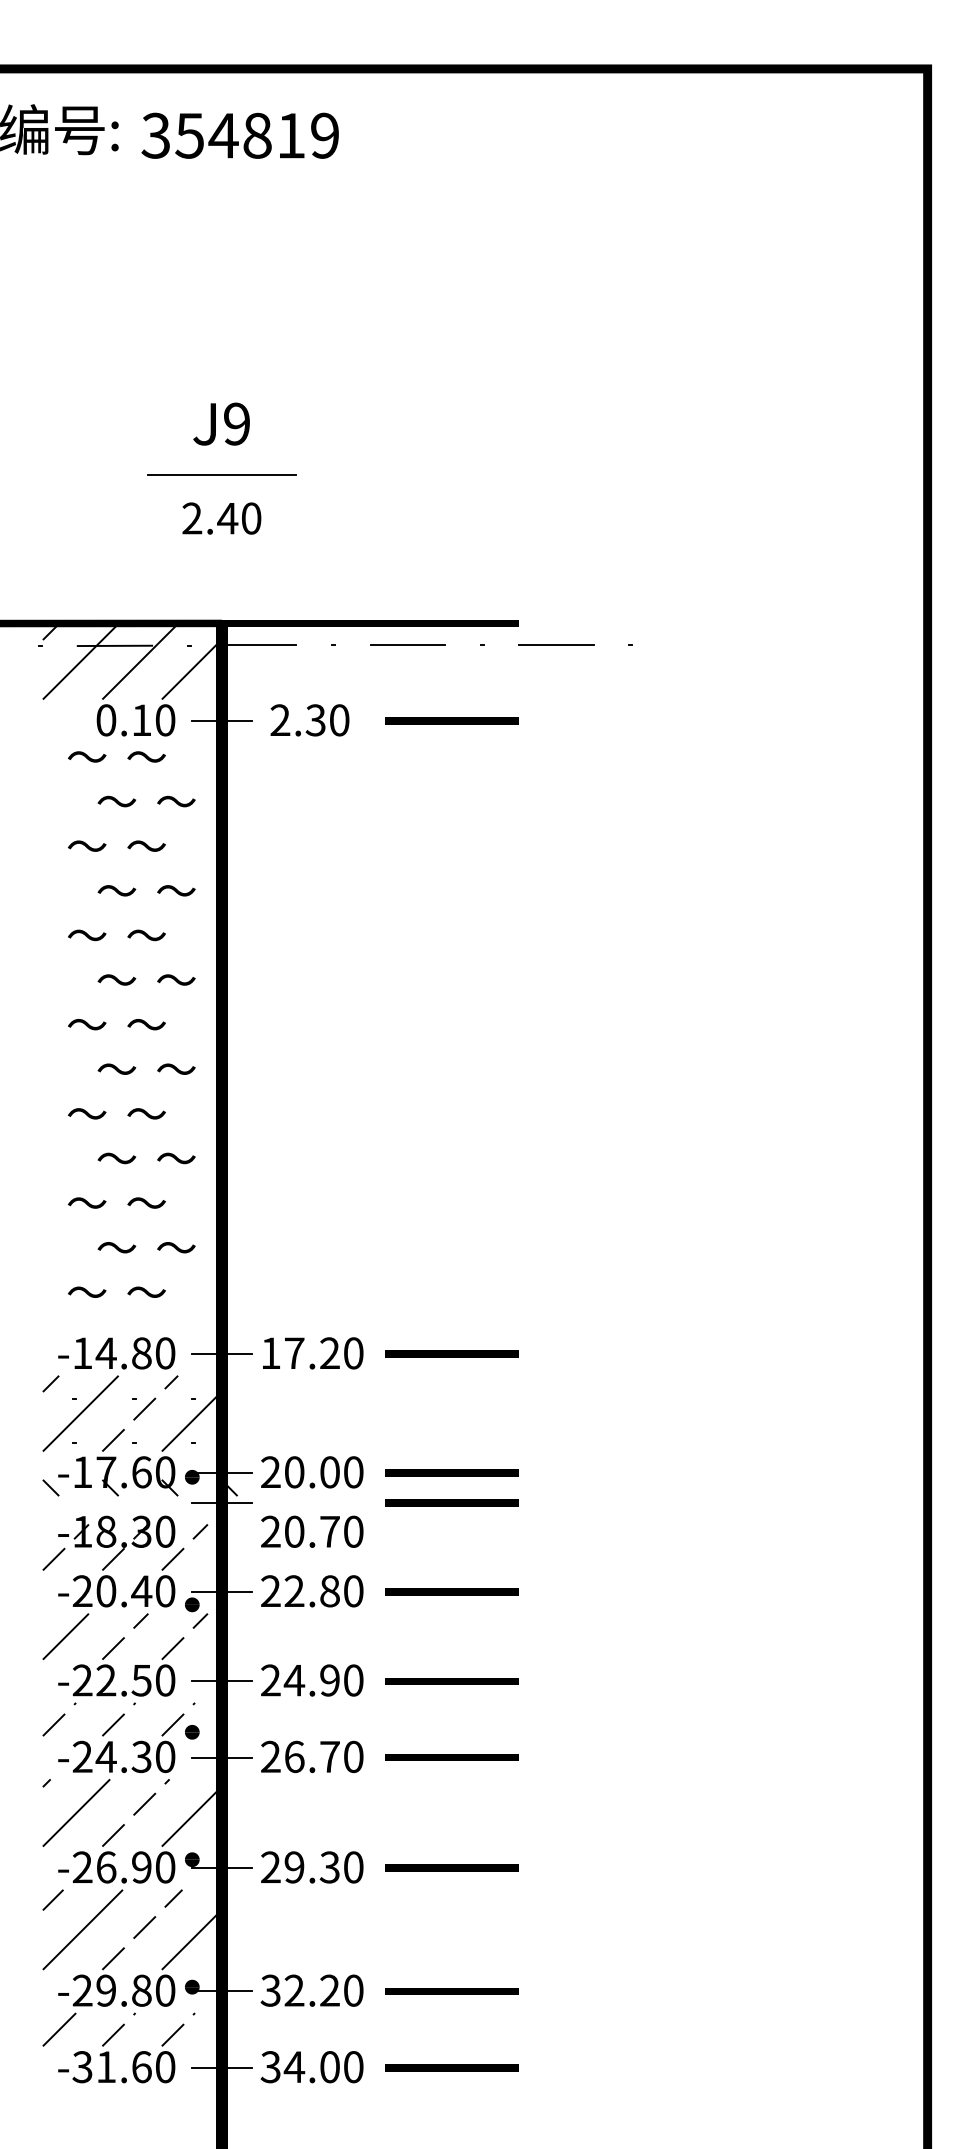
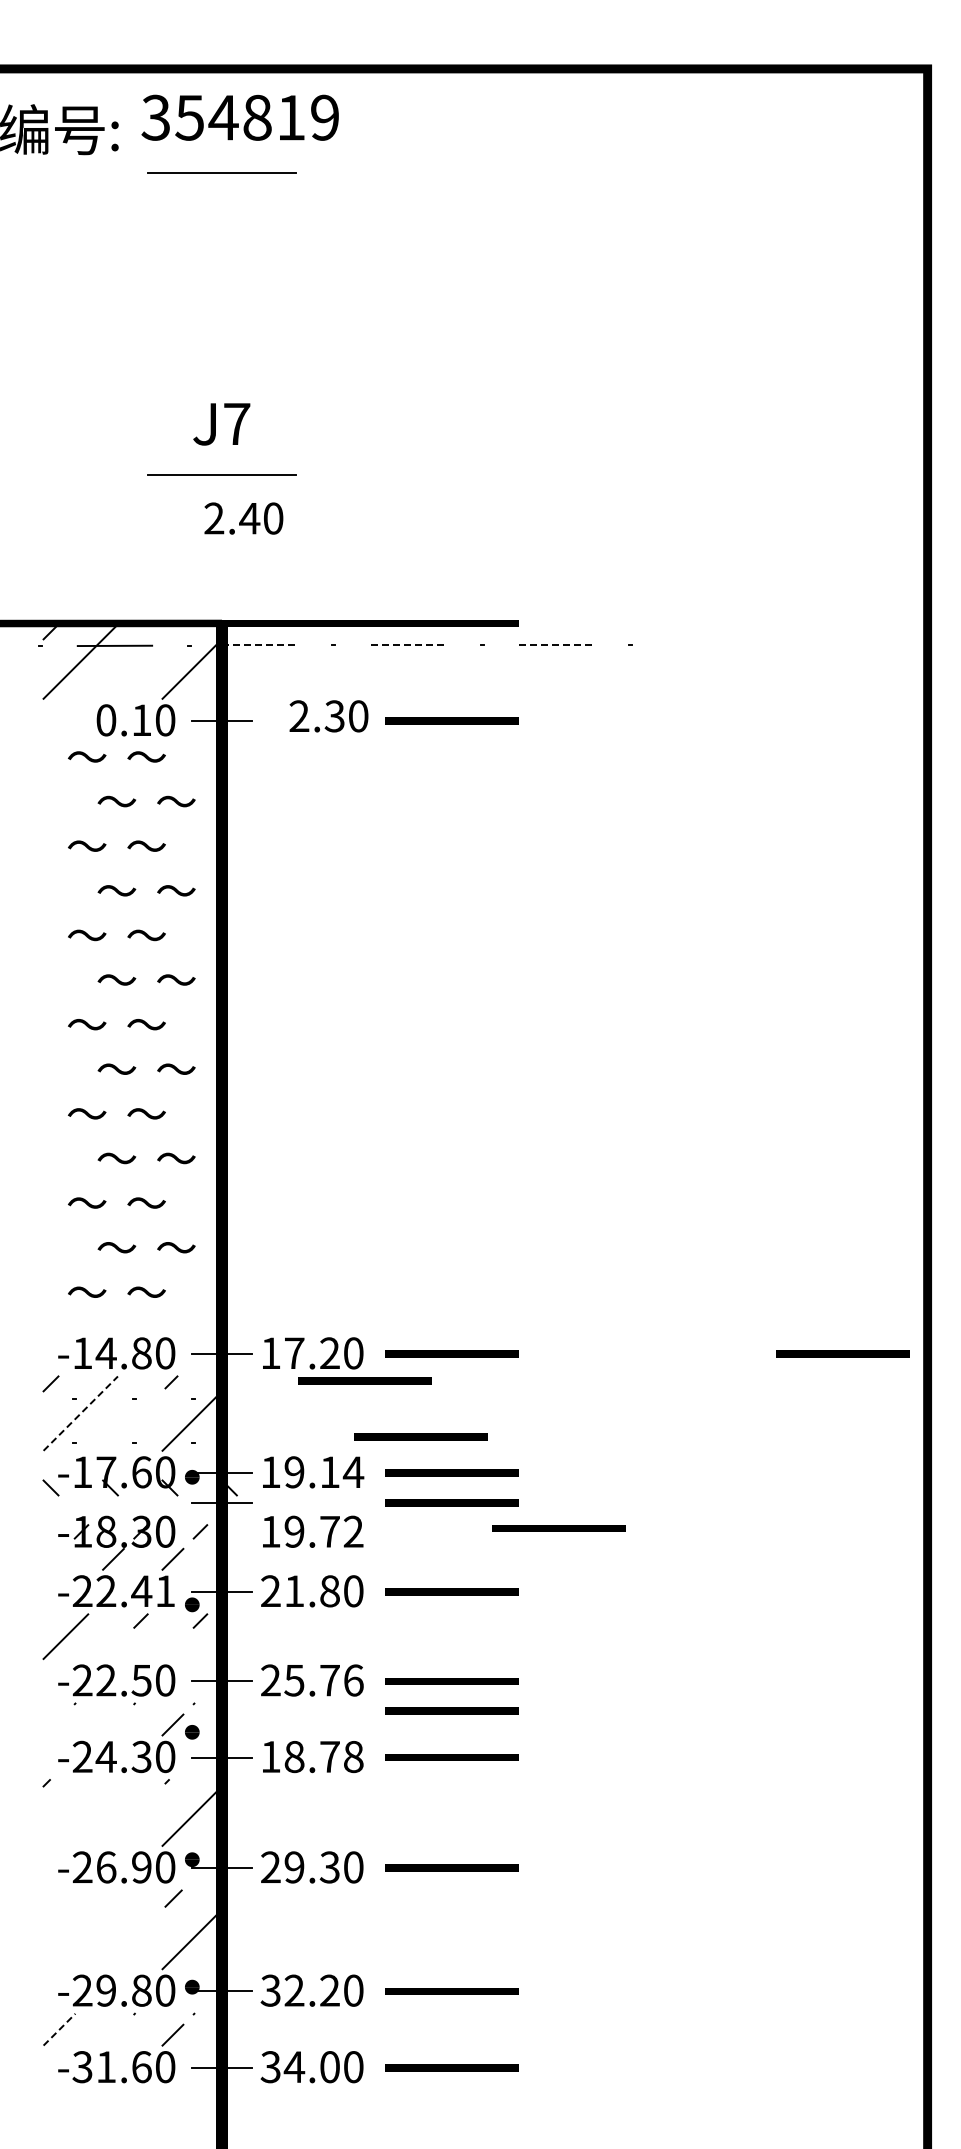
text position: (239, 135) -> (239, 117) (239, 117)
line: none -> present (221, 172)
text: J9 -> J7 (237, 423)
text position: (221, 518) -> (243, 518) (243, 518)
line: solid -> dashed (259, 645)
line: solid -> dashed (408, 645)
line: solid -> dashed (557, 645)
line: present -> none (140, 660)
text position: (309, 720) -> (328, 716) (328, 716)
line: none -> present (842, 1353)
line: none -> present (364, 1380)
line: present -> none (144, 1408)
line: solid -> dashed (80, 1413)
line: none -> present (420, 1436)
line: present -> none (113, 1439)
text: 20.00 -> 19.14 (312, 1472)
line: none -> present (558, 1528)
text: 20.70 -> 19.72 (312, 1531)
line: present -> none (53, 1558)
text: 22.80 -> 21.80 (294, 1590)
text: -20.40 -> -22.41 (135, 1591)
line: present -> none (113, 1648)
line: present -> none (172, 1648)
text: 24.90 -> 25.76 (323, 1680)
line: none -> present (451, 1710)
line: present -> none (53, 1724)
line: present -> none (113, 1724)
text: 26.70 -> 18.78 (312, 1756)
line: present -> none (144, 1803)
line: present -> none (76, 1812)
line: present -> none (113, 1835)
line: present -> none (52, 1899)
line: present -> none (144, 1927)
line: present -> none (82, 1929)
line: present -> none (113, 1958)
line: solid -> dashed (59, 2029)
line: present -> none (113, 2034)
